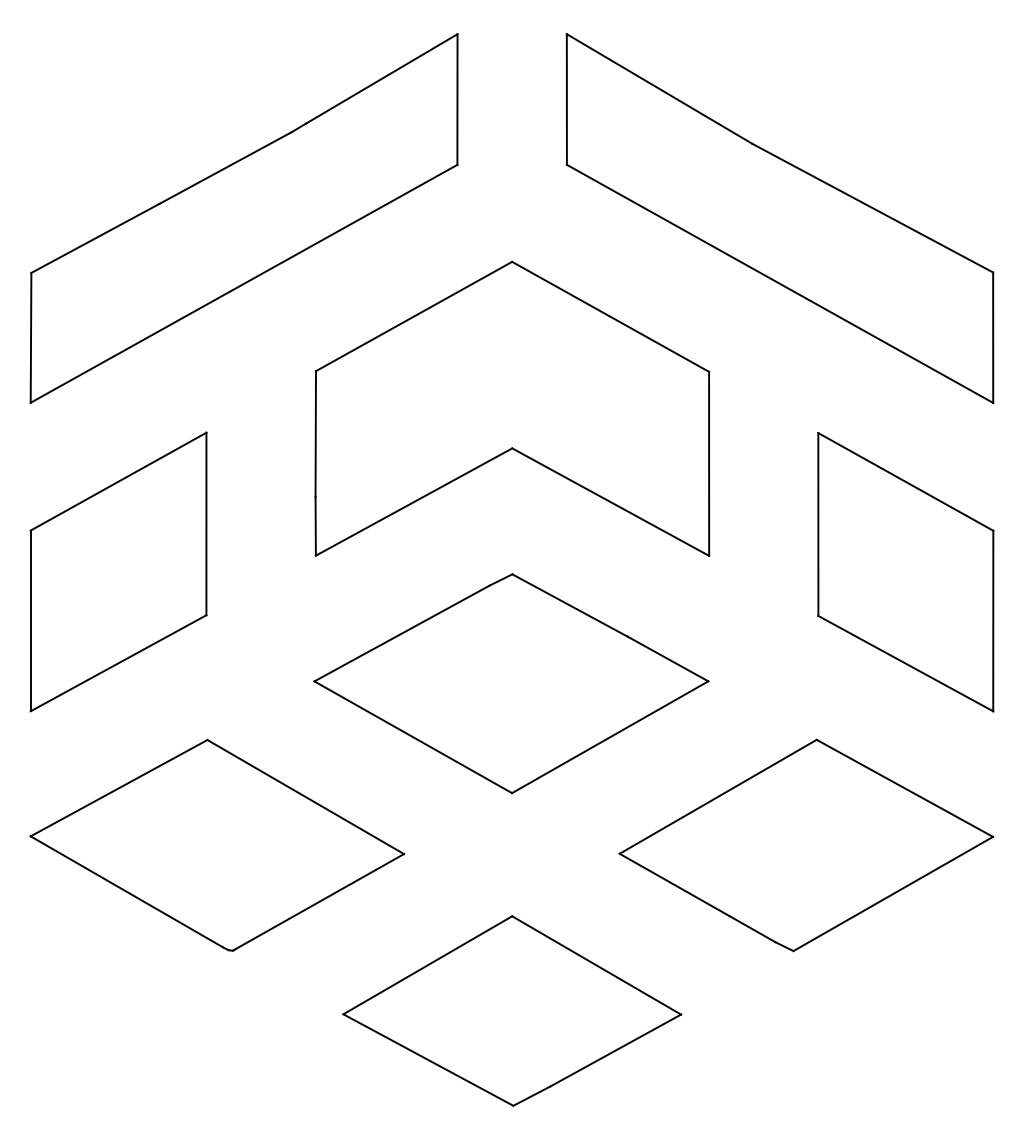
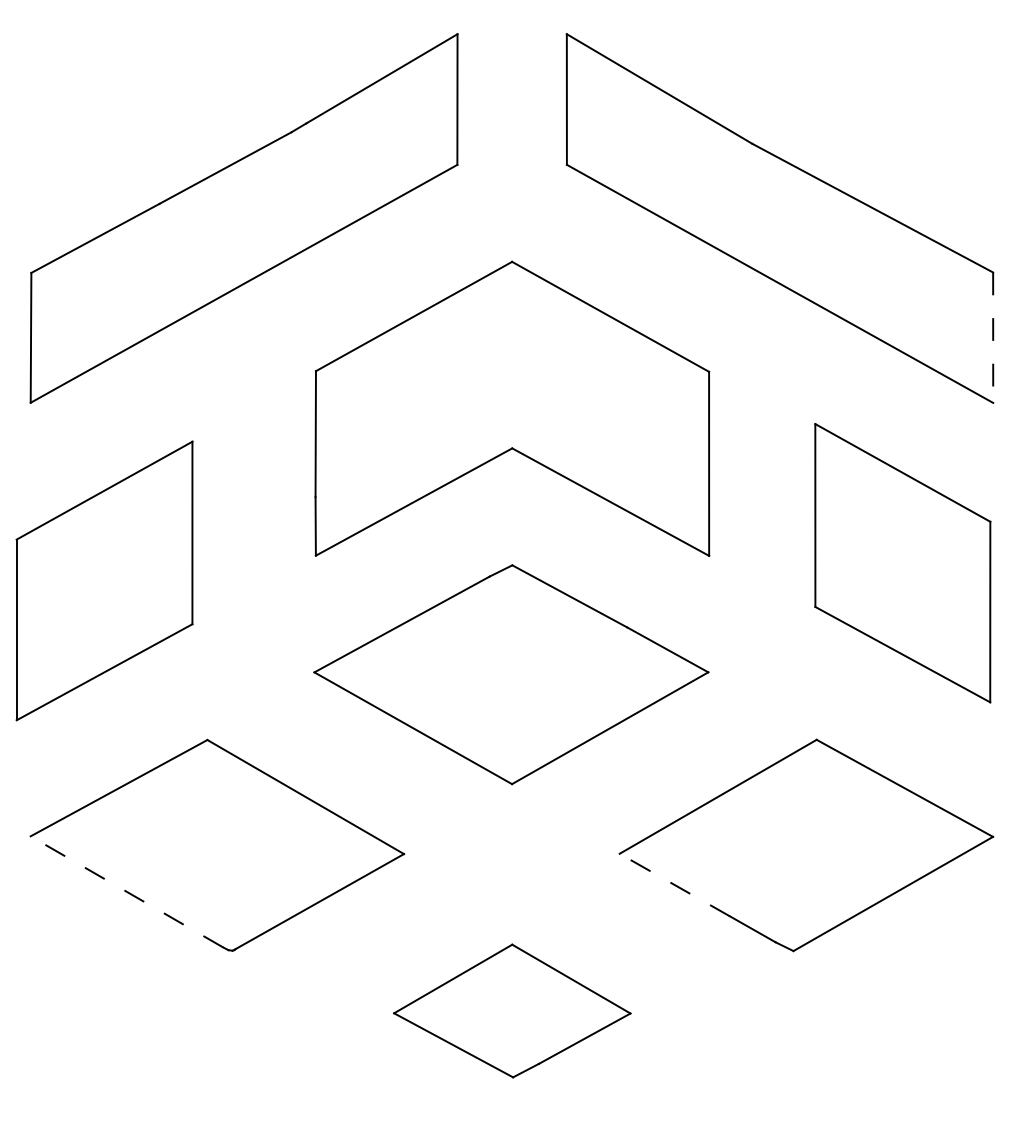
line: solid -> dashed (993, 338)
part position: (118, 571) -> (104, 580) (104, 580)
part position: (905, 572) -> (902, 563) (902, 563)
part position: (511, 683) -> (511, 674) (511, 674)
line: solid -> dashed (674, 884)
line: solid -> dashed (126, 891)
part size: 341x192 px -> 239x136 px (512, 1010)
